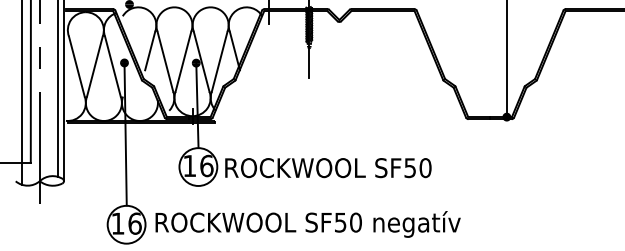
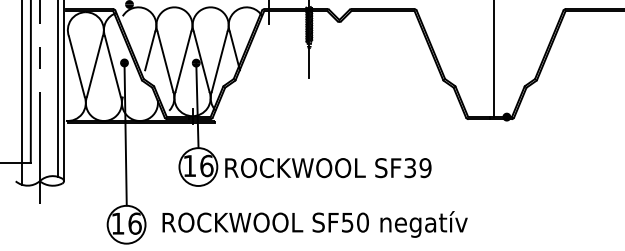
line position: (507, 59) -> (494, 59) (494, 59)
text: SF50 -> SF39 (418, 168)
text position: (307, 224) -> (314, 224) (314, 224)
